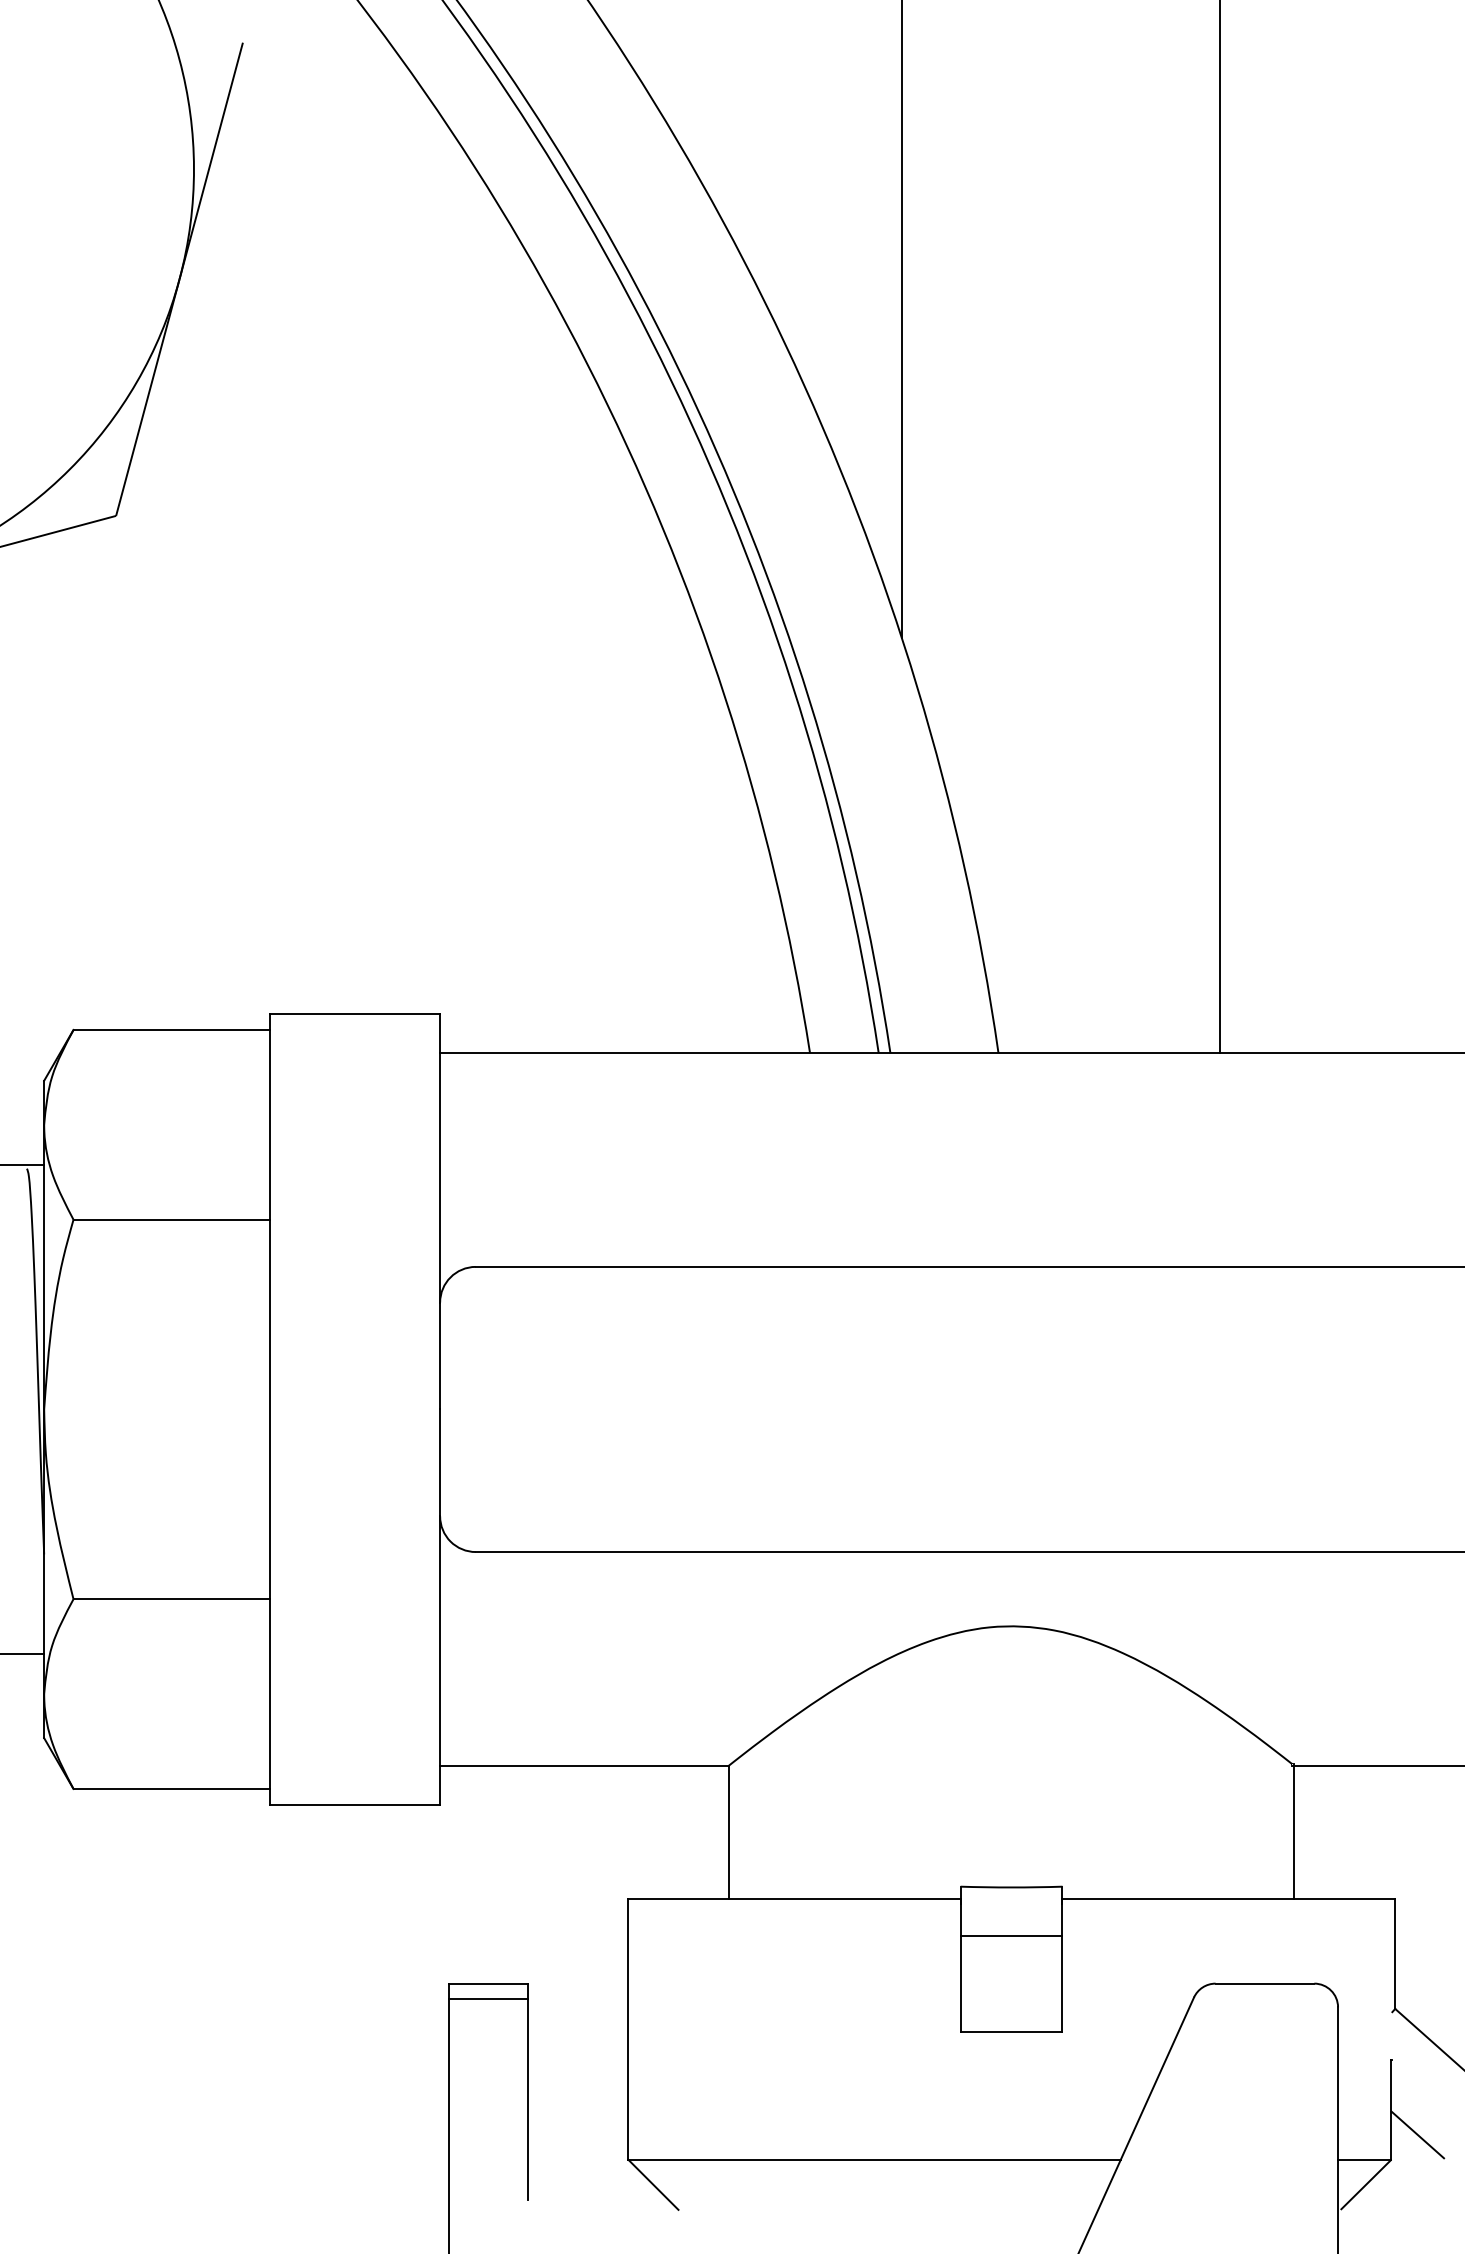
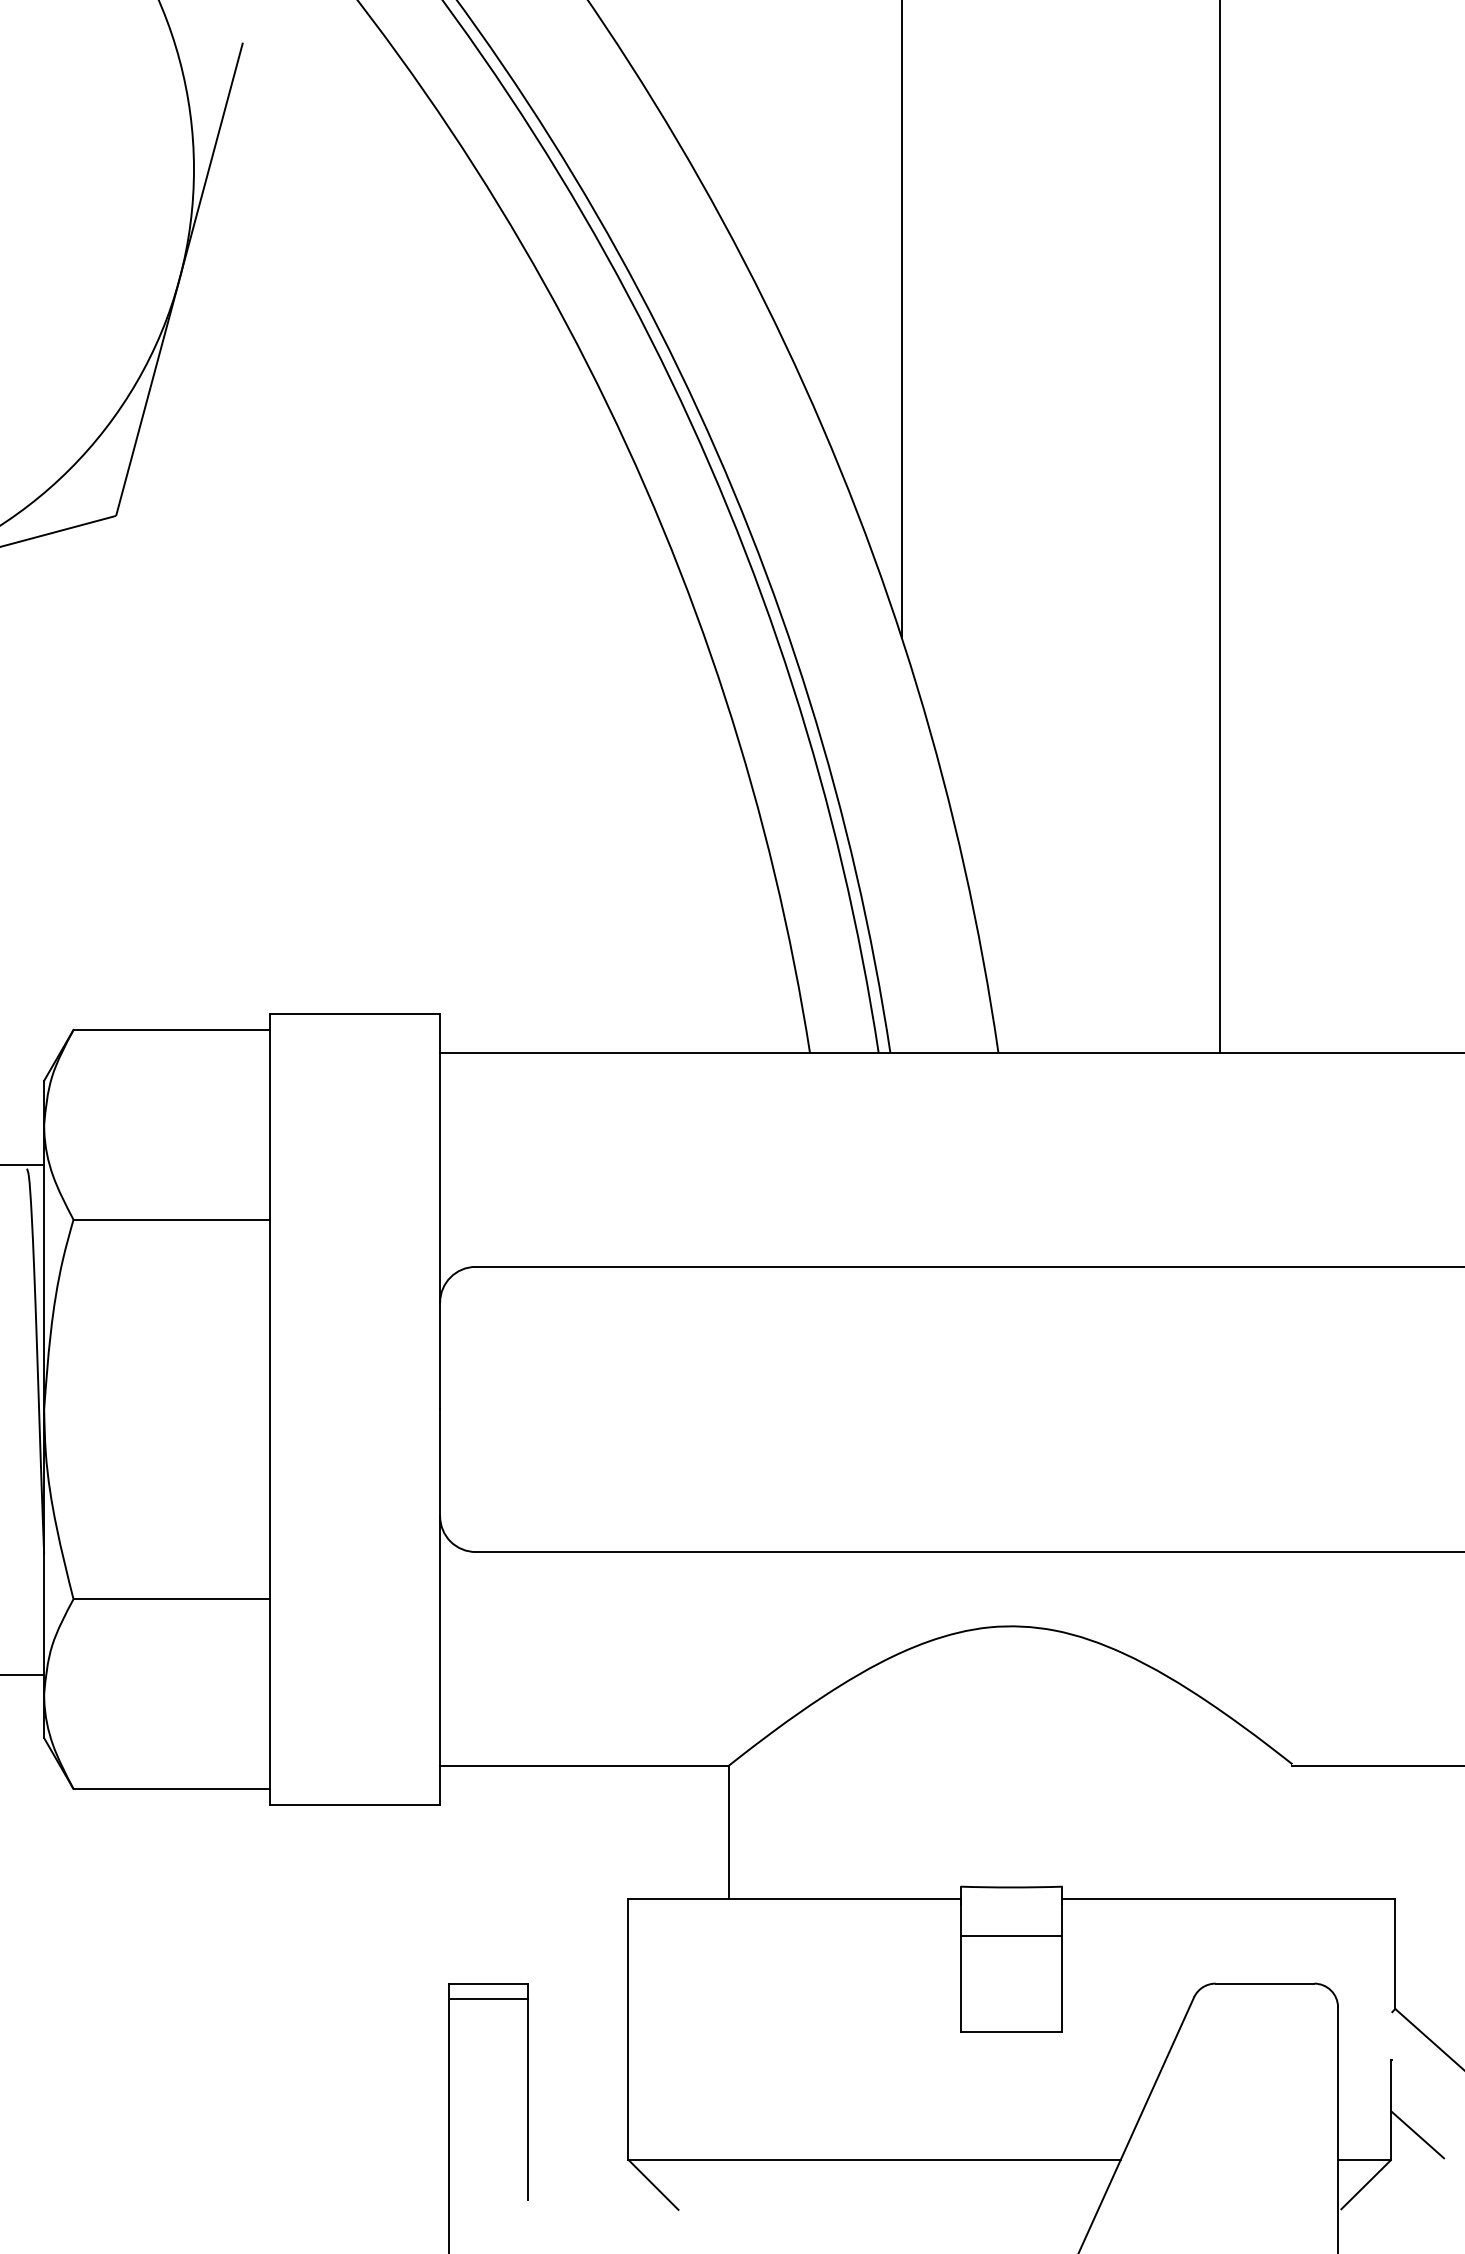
line position: (23, 1653) -> (23, 1674) (23, 1674)
line: present -> none (1294, 1830)
